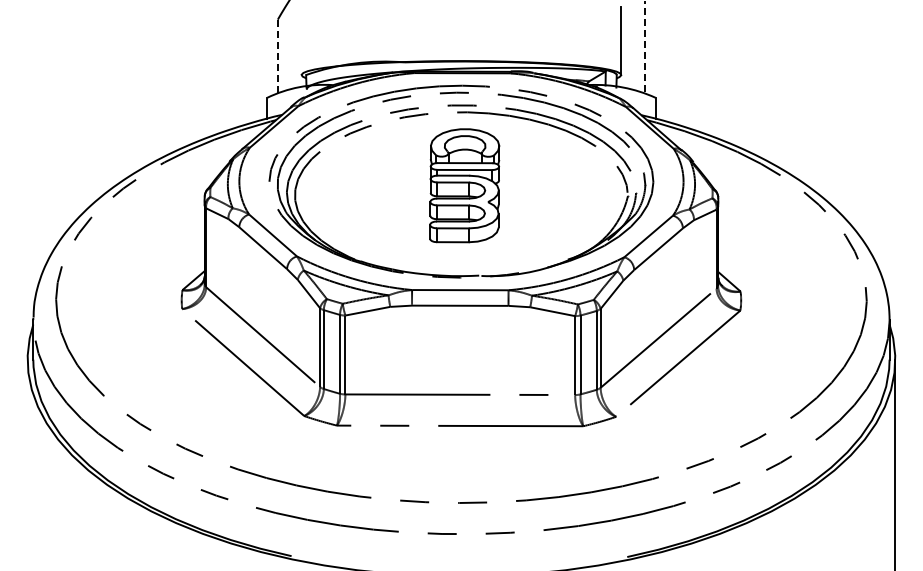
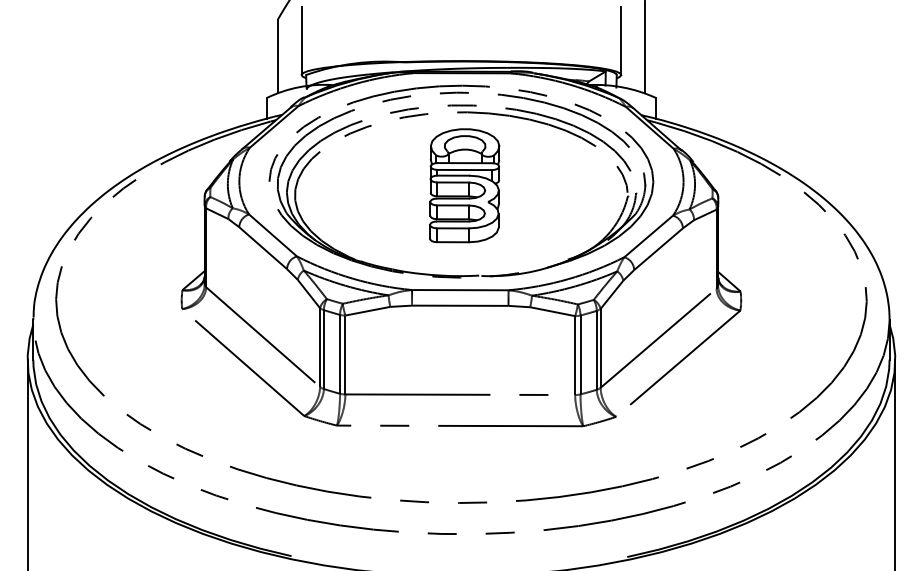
line: none -> present (301, 40)
line: dashed -> solid (645, 46)
line: dashed -> solid (277, 56)
line: none -> present (27, 463)
